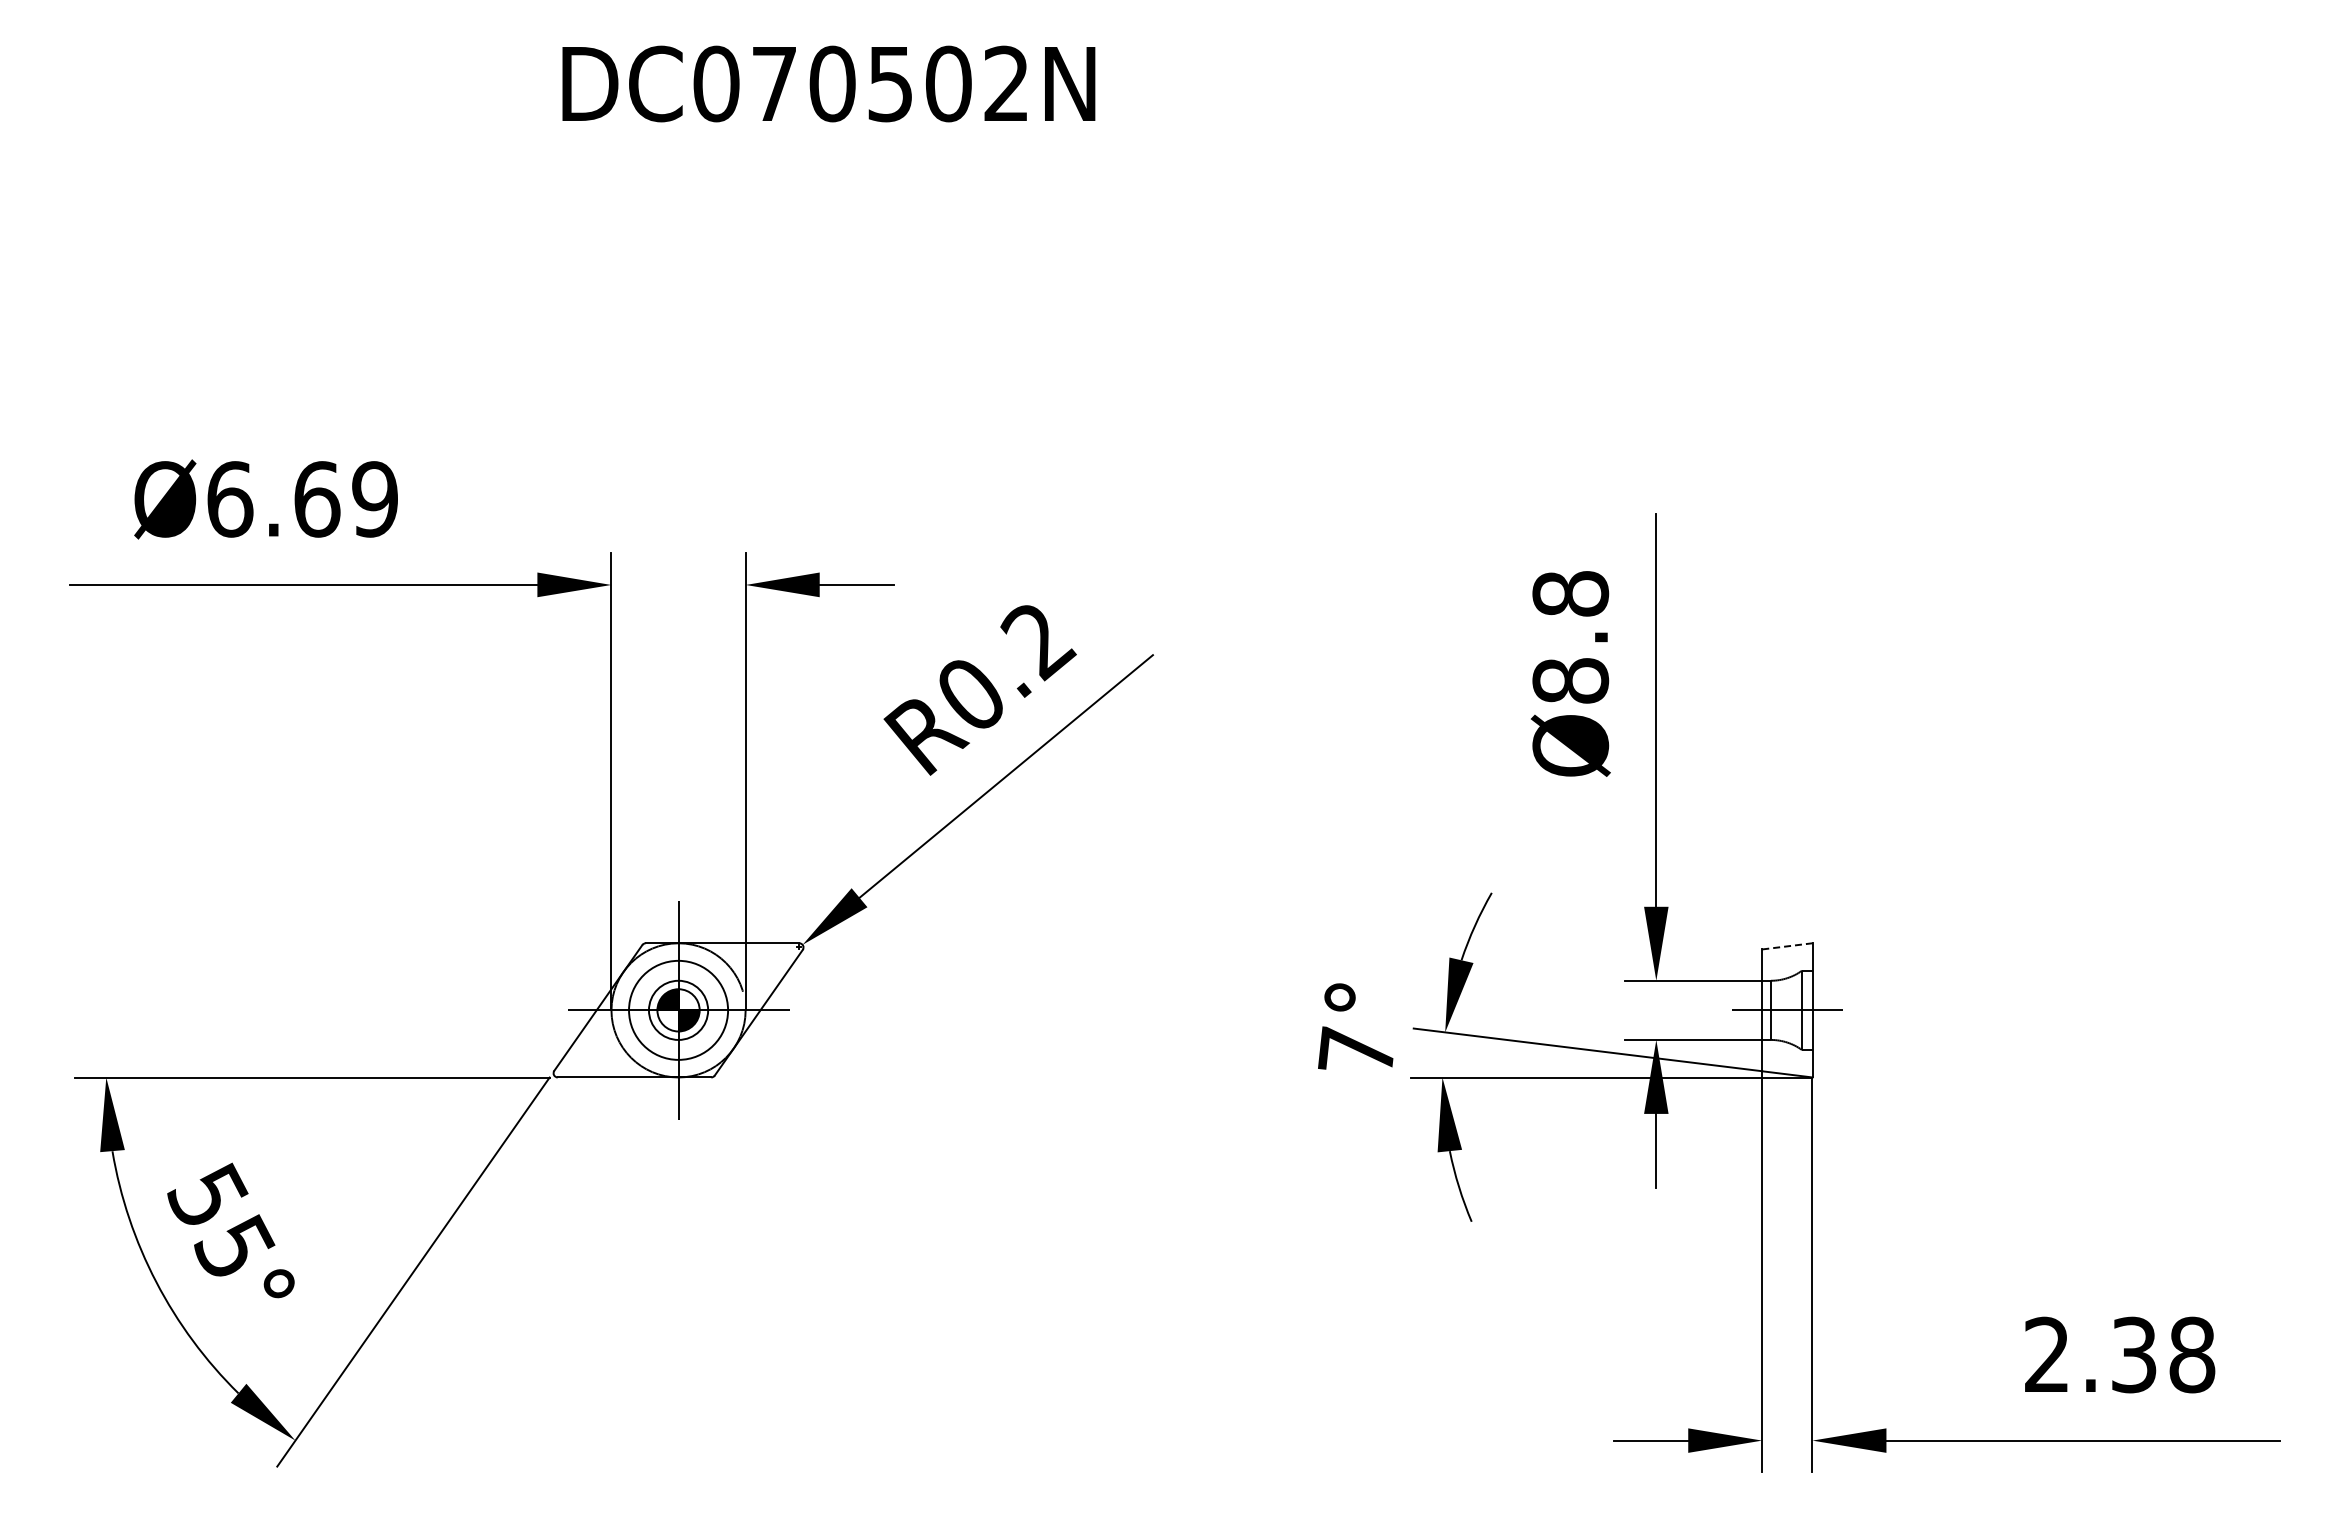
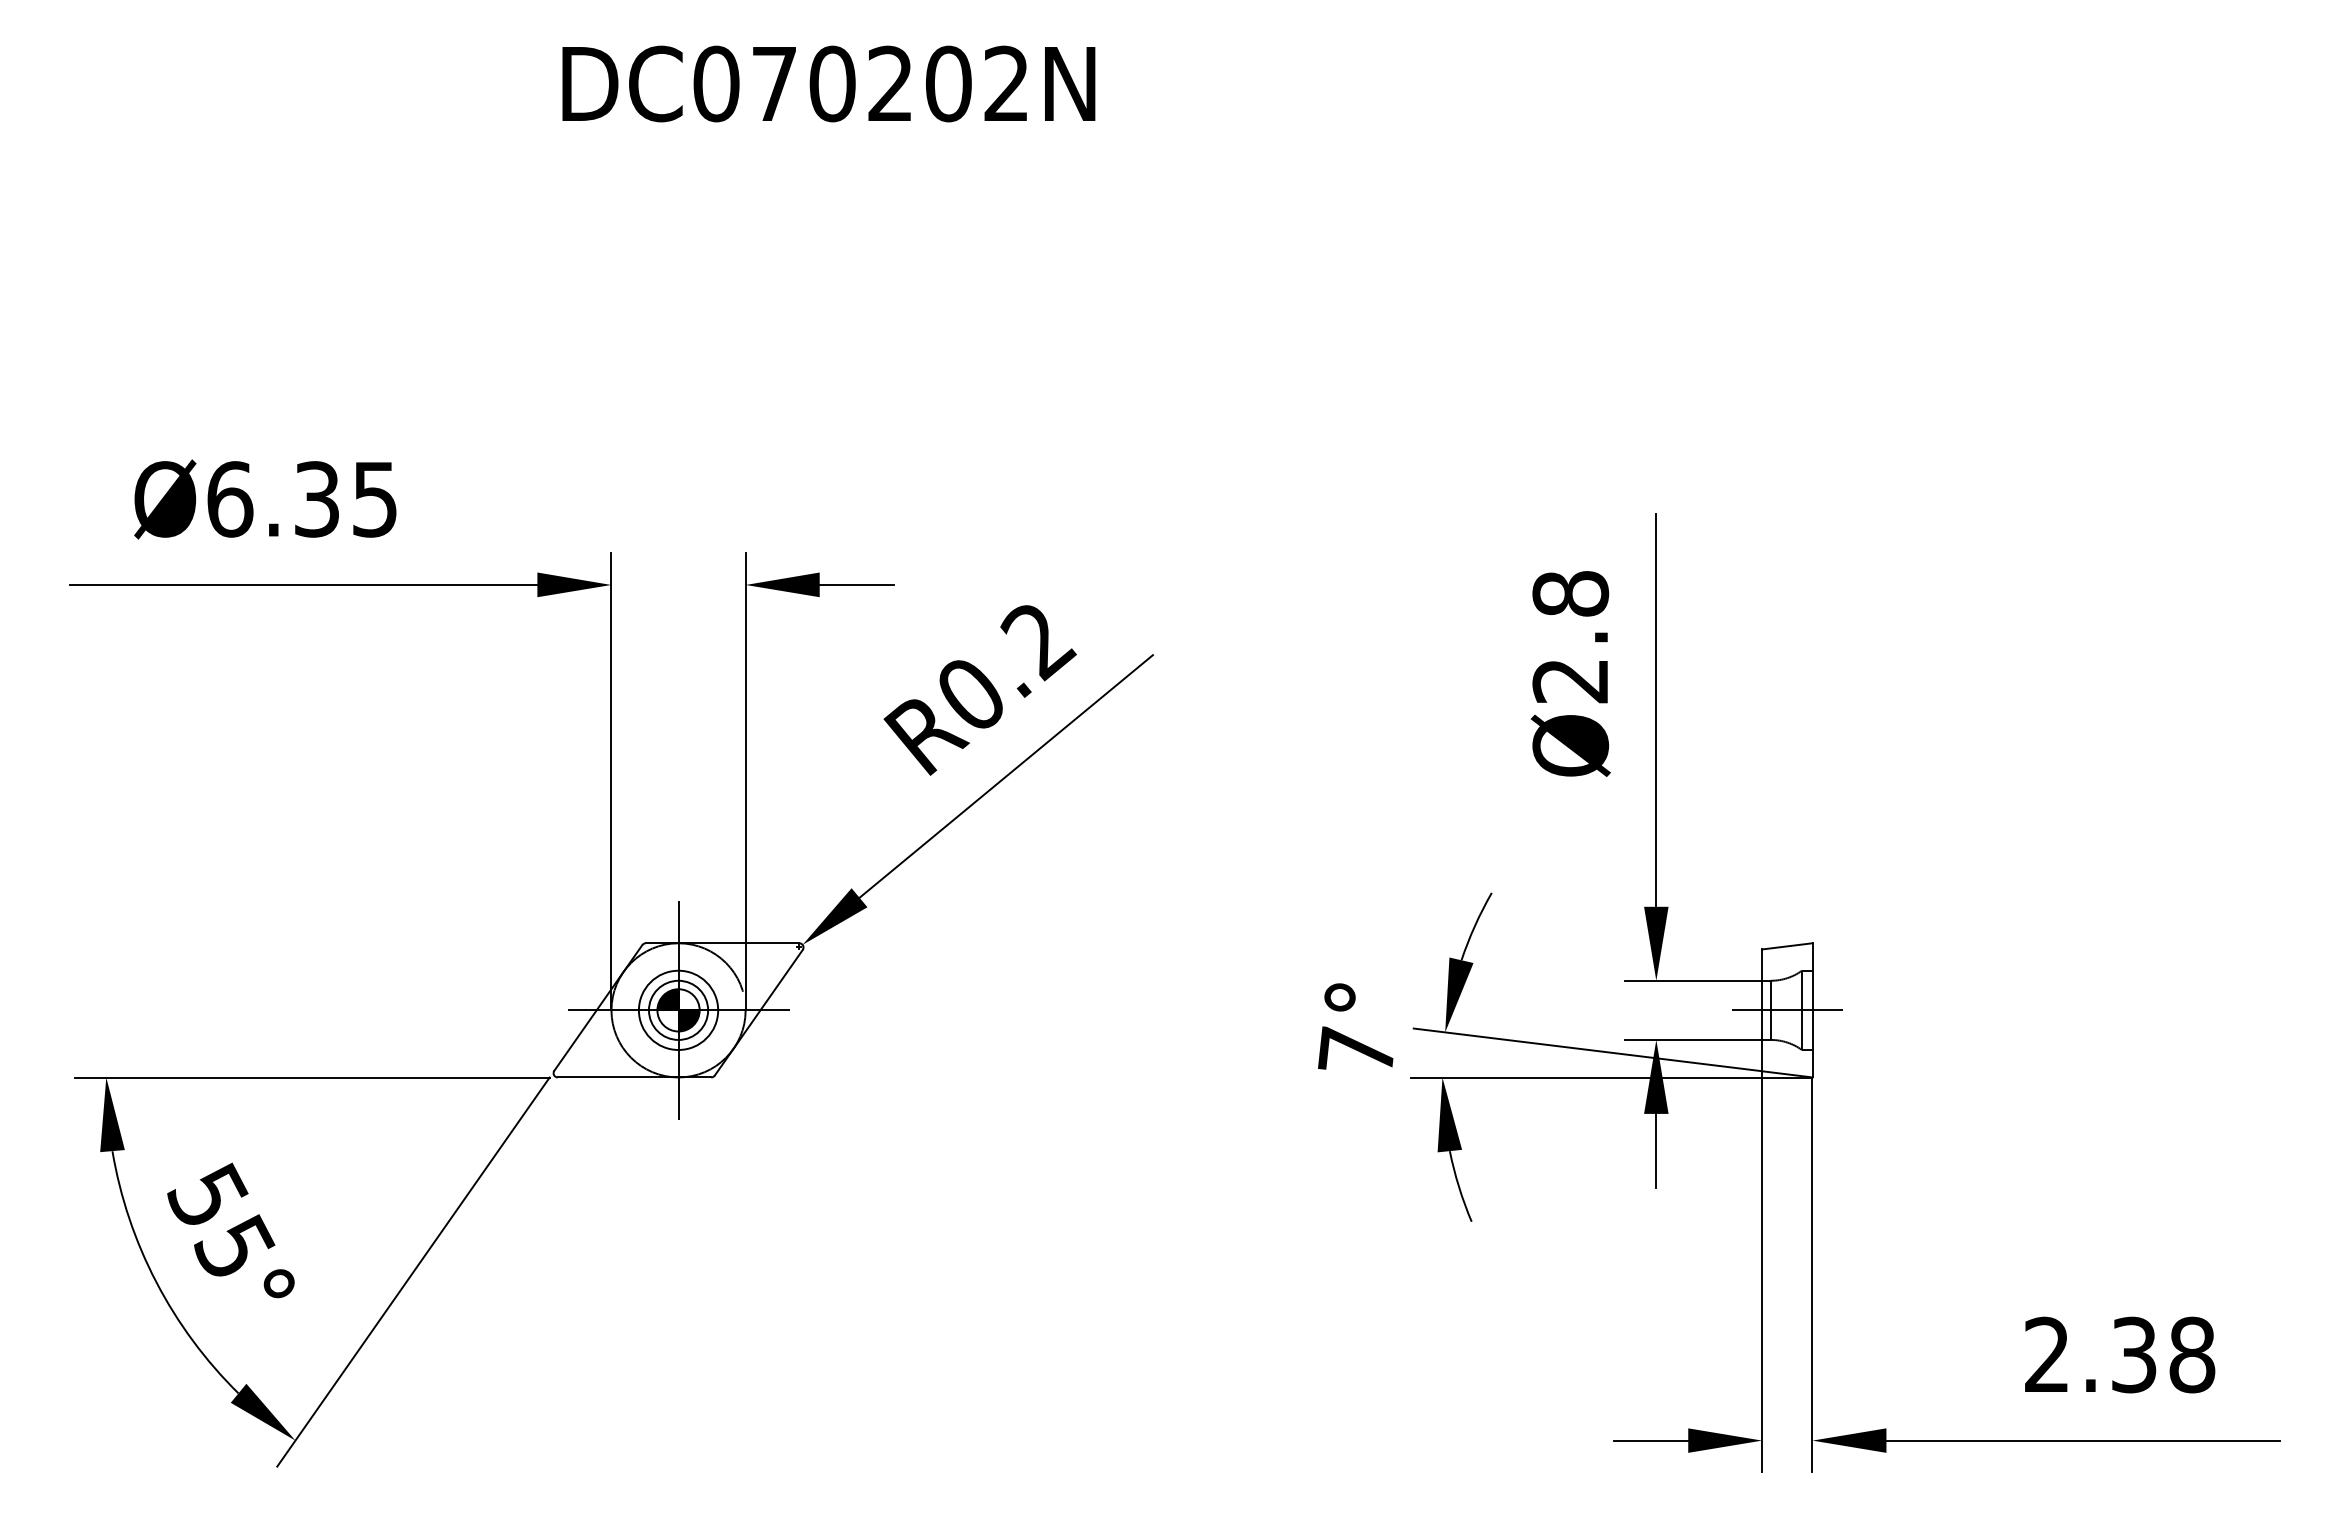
text: DC070502N -> DC070202N (889, 83)
text: Ø6.69 -> Ø6.35 (345, 499)
text: Ø8.8 -> Ø2.8 (1570, 680)
line: dashed -> solid (1787, 946)
circle diameter: 99 px -> 79 px (678, 1009)
